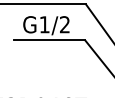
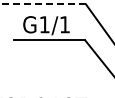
line: solid -> dashed (43, 4)
text: G1/2 -> G1/1 (64, 24)
